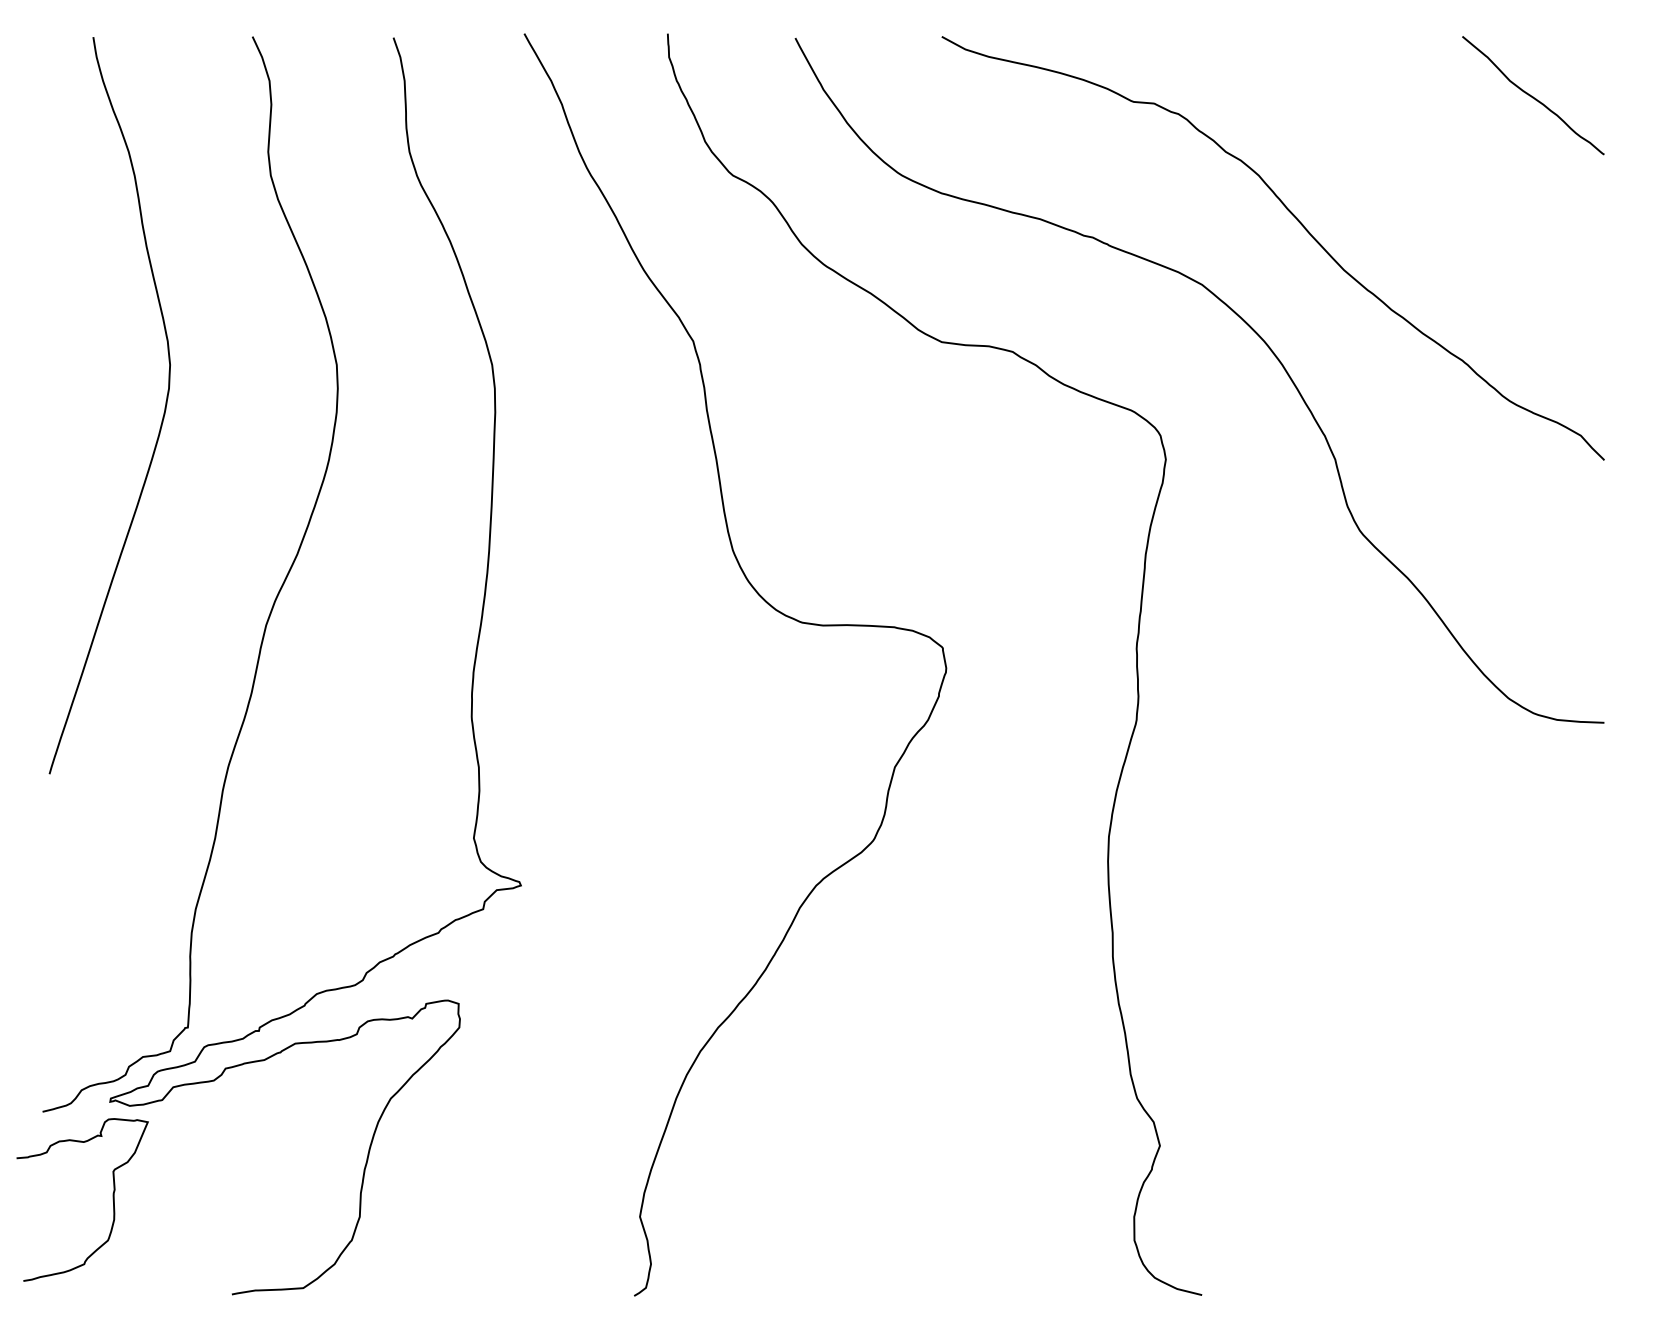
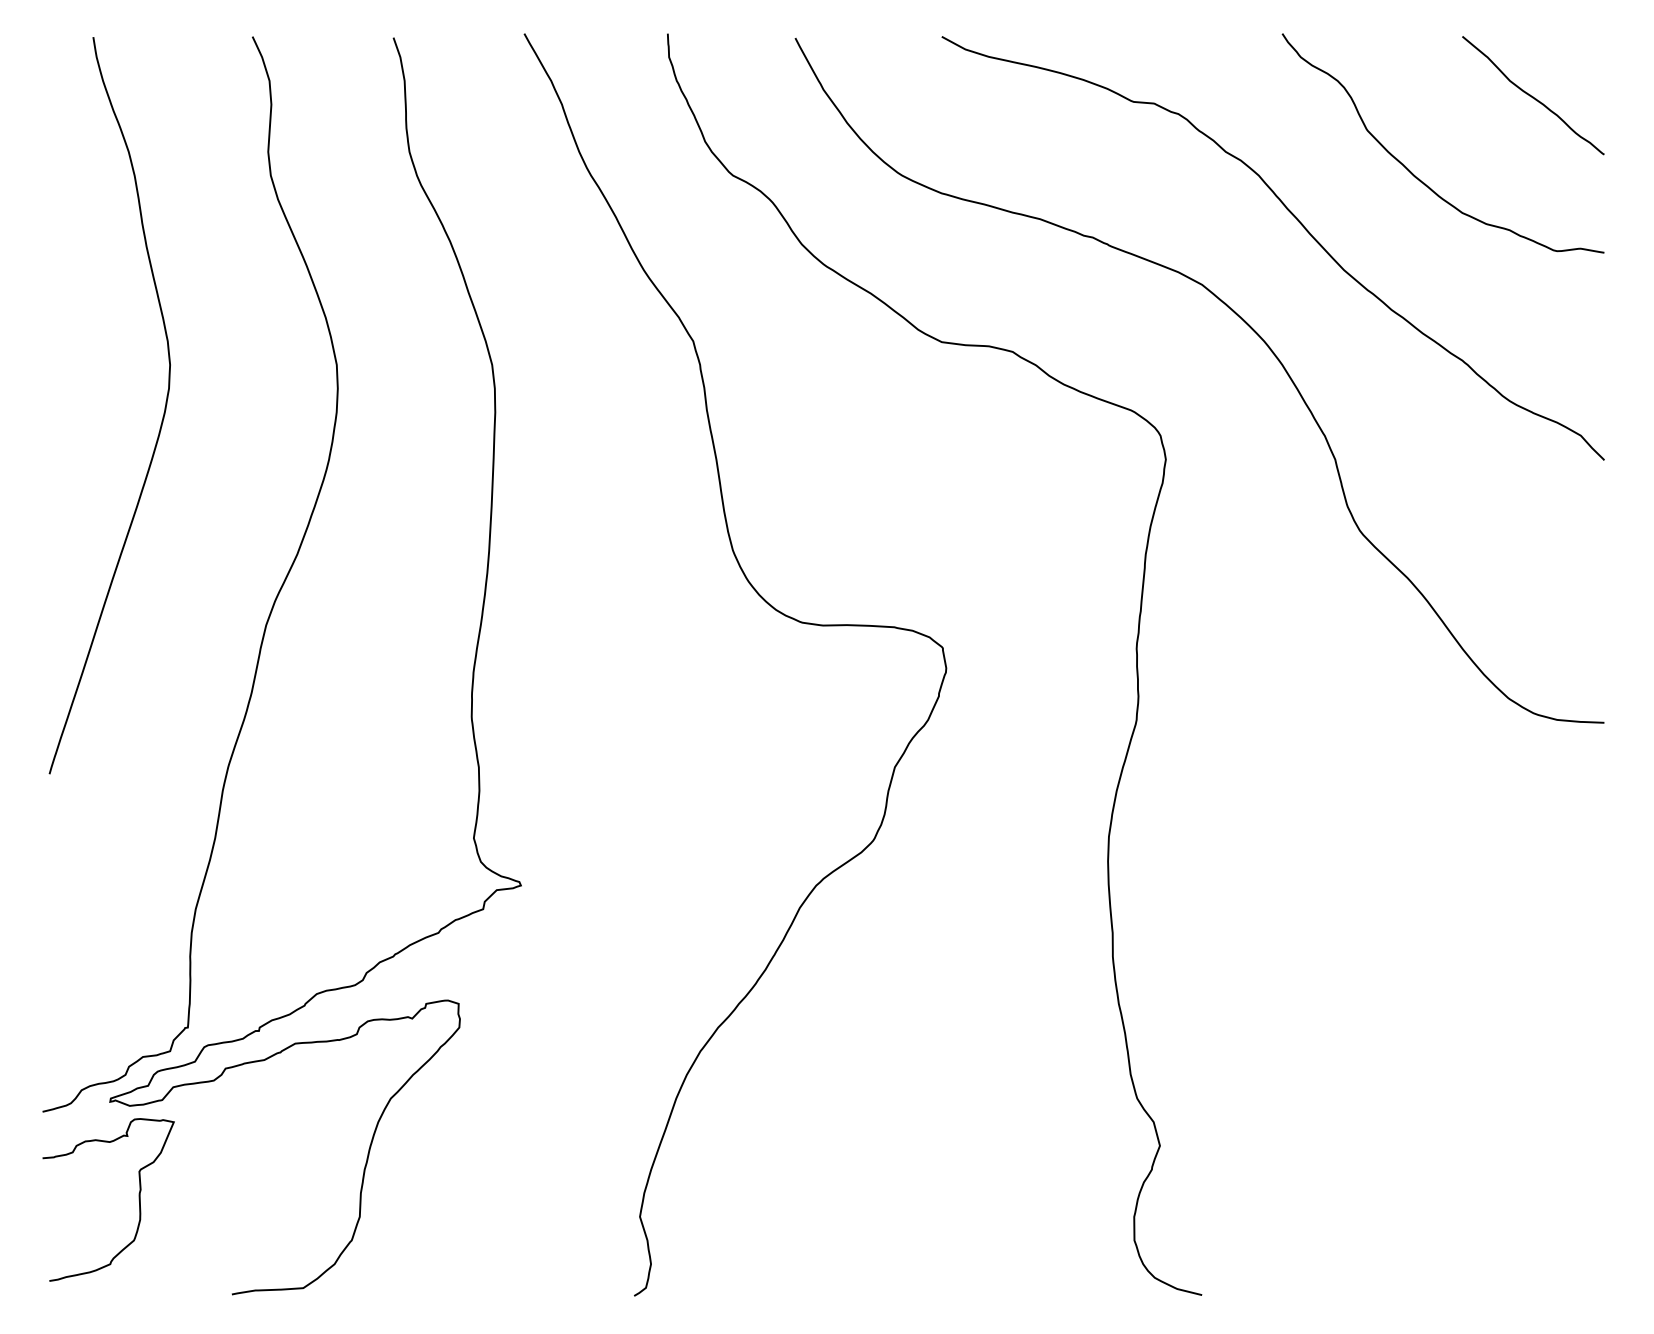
curve: none -> present (1412, 172)
curve position: (112, 1199) -> (138, 1199) (138, 1199)
